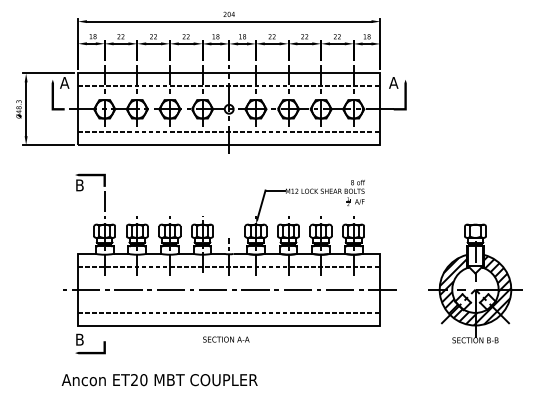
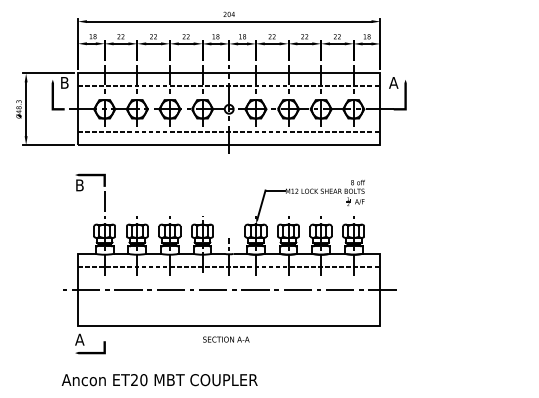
text: A -> B (64, 82)
part: present -> none (475, 283)
line: present -> none (229, 312)
text: B -> A (79, 339)
